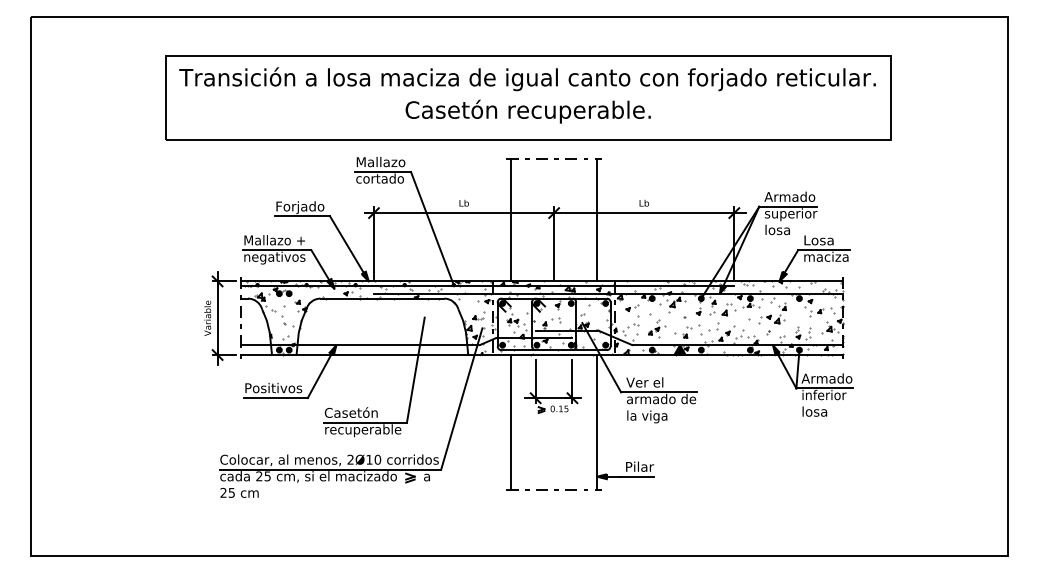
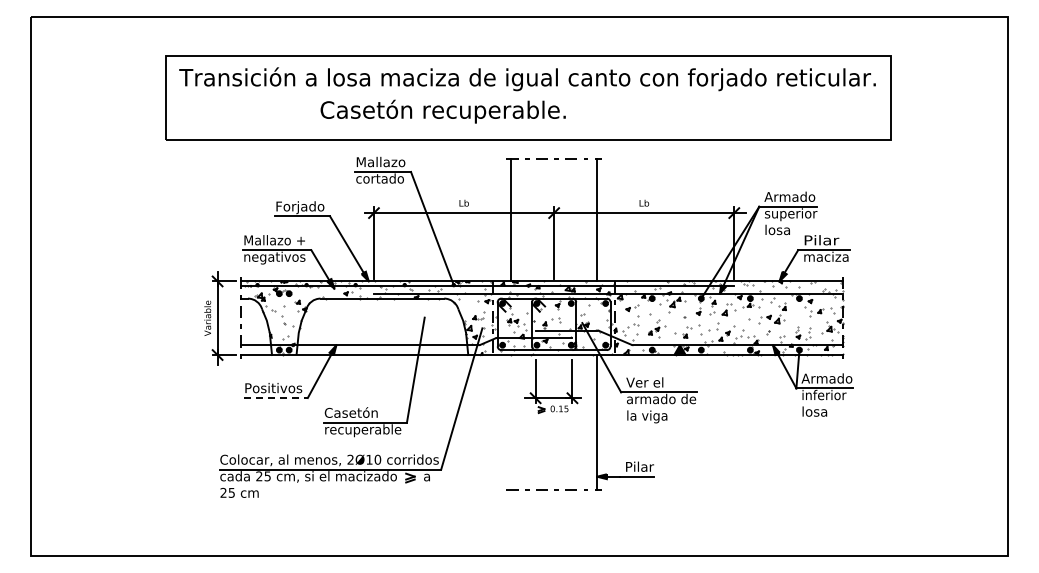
text position: (527, 111) -> (442, 111) (442, 111)
text: Losa -> Pilar (821, 240)
line: solid -> dashed (275, 398)
line: present -> none (511, 422)
